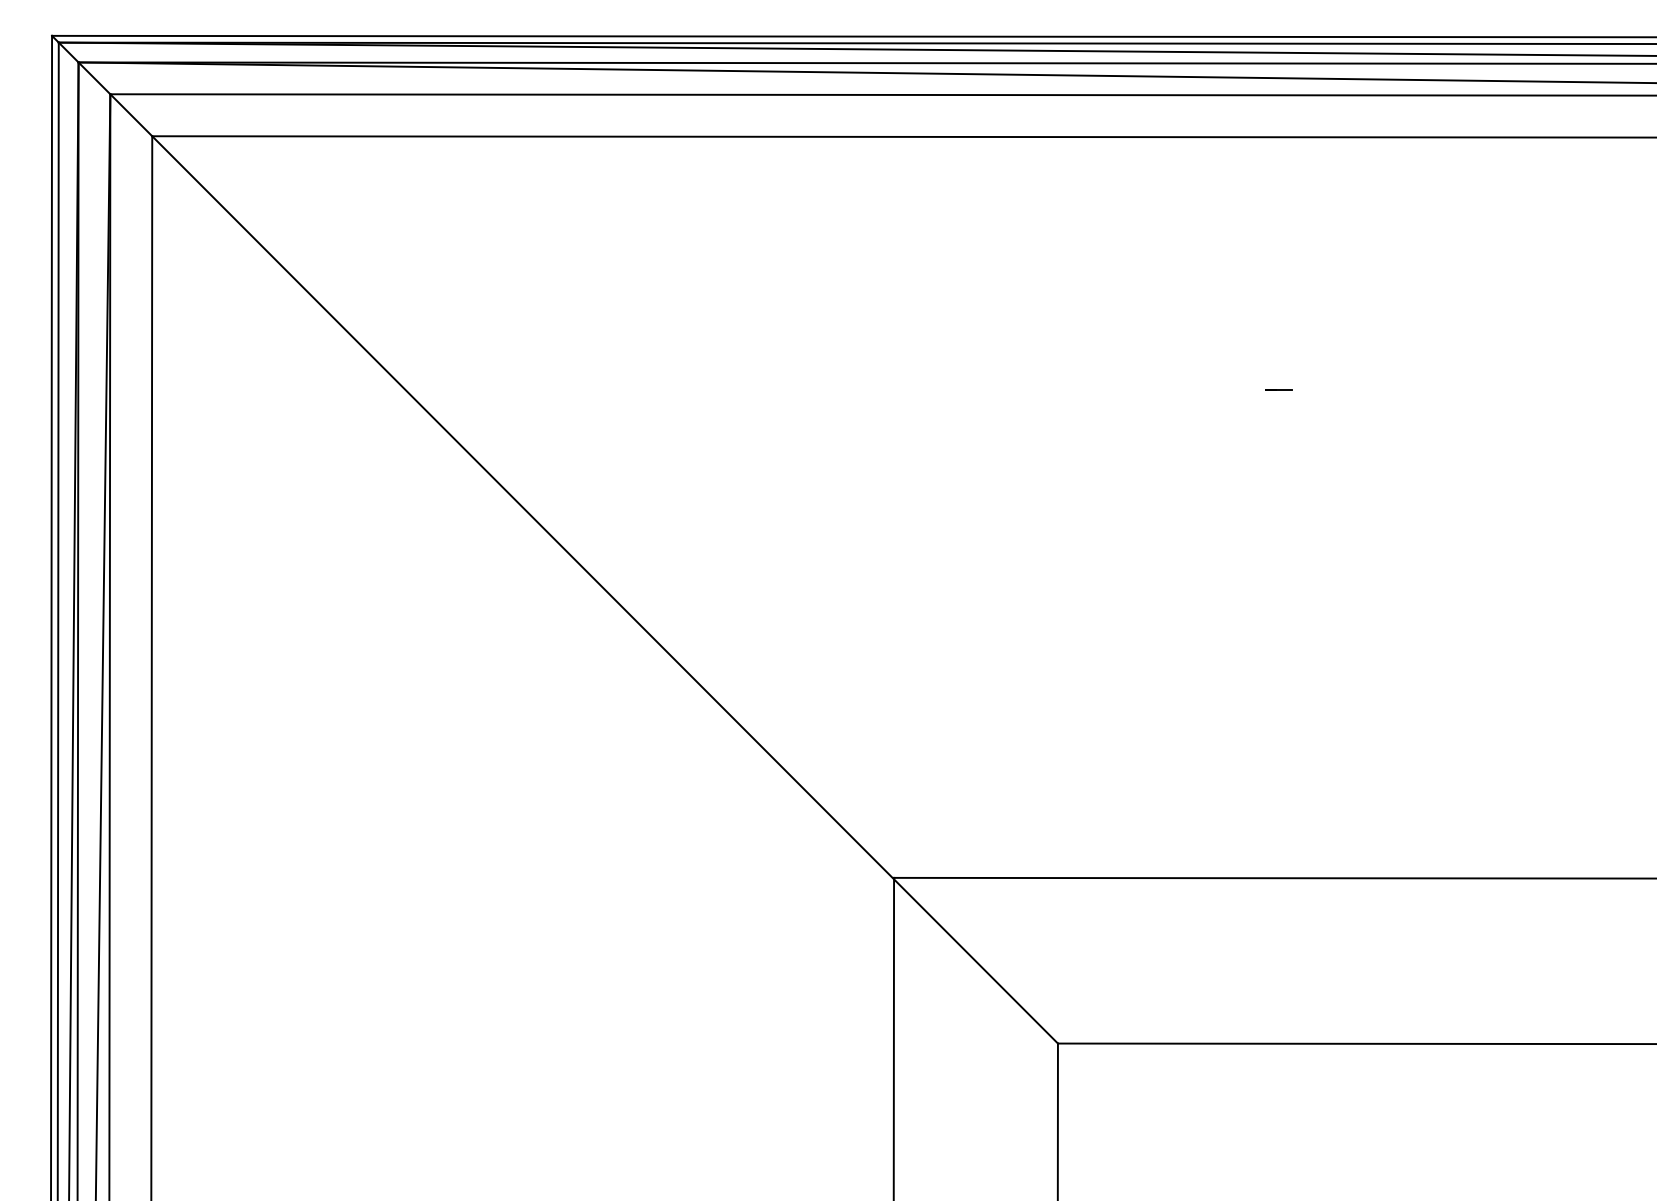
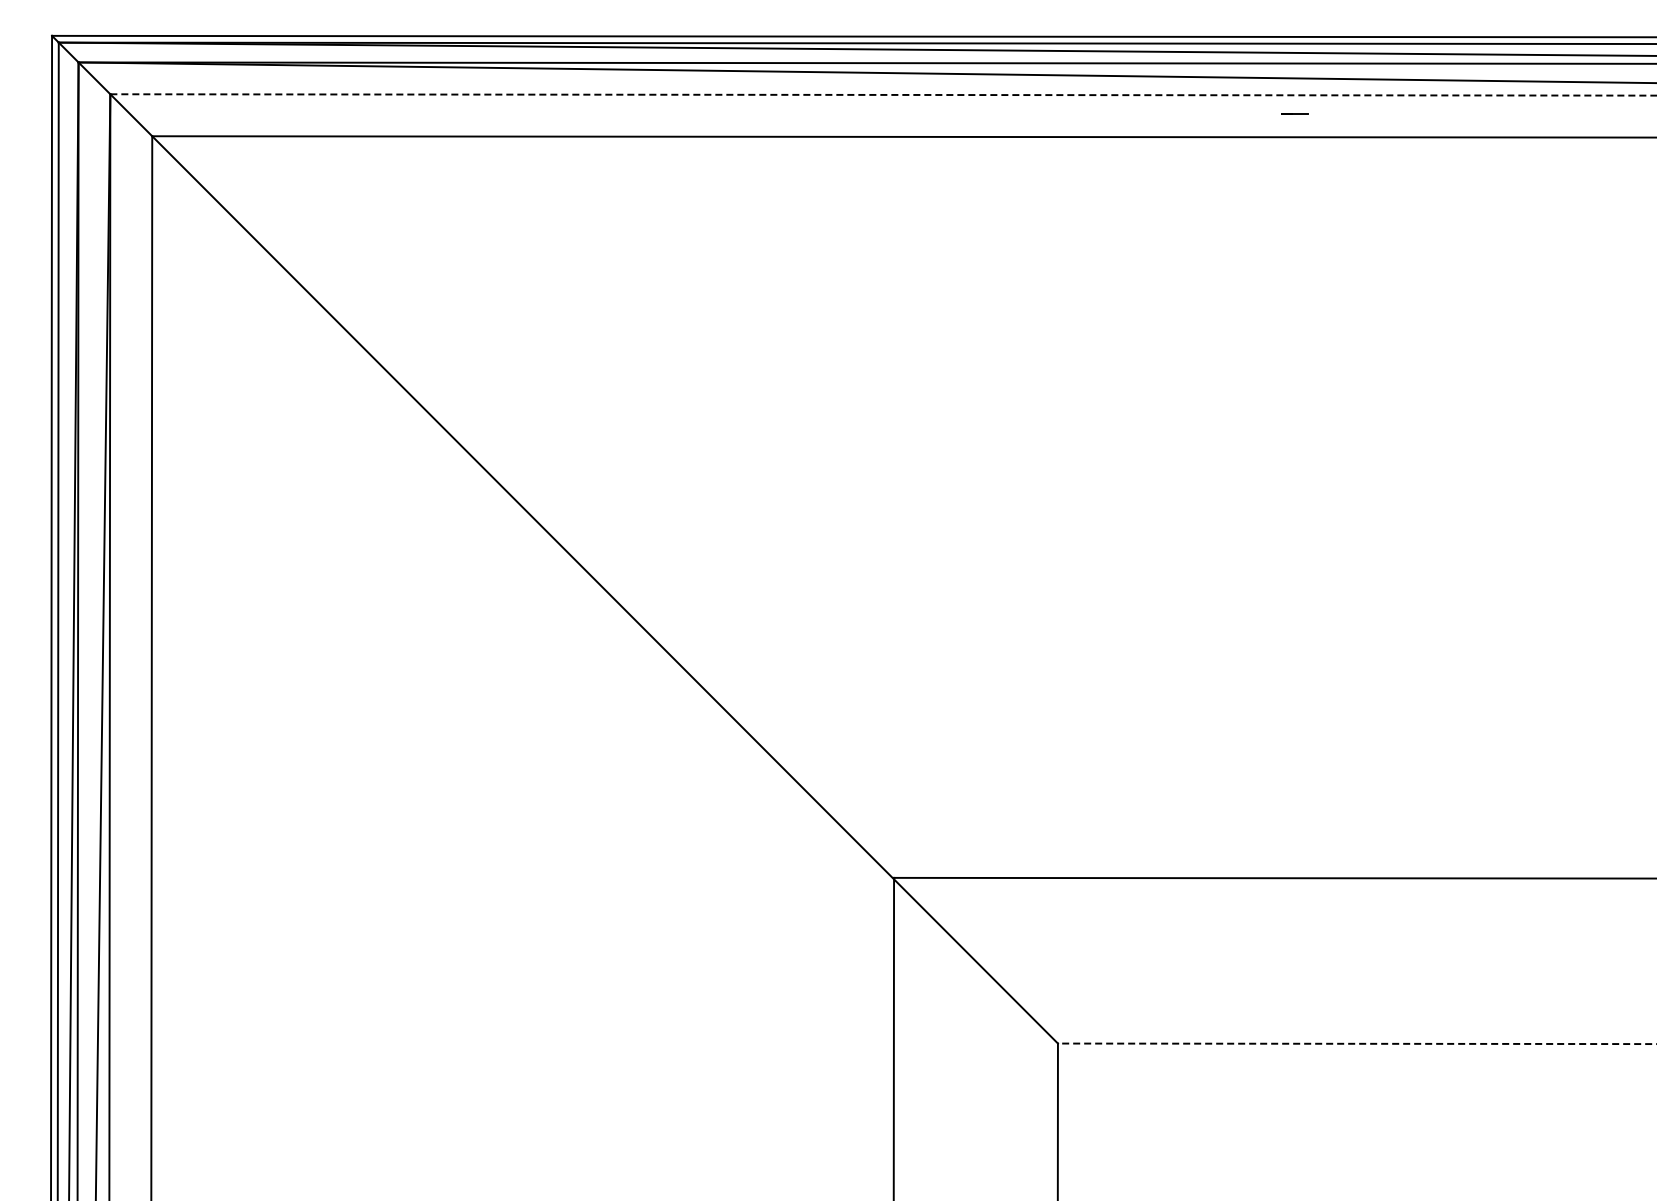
line: solid -> dashed (884, 94)
line position: (1278, 389) -> (1294, 113) (1294, 113)
line: solid -> dashed (1356, 1043)
